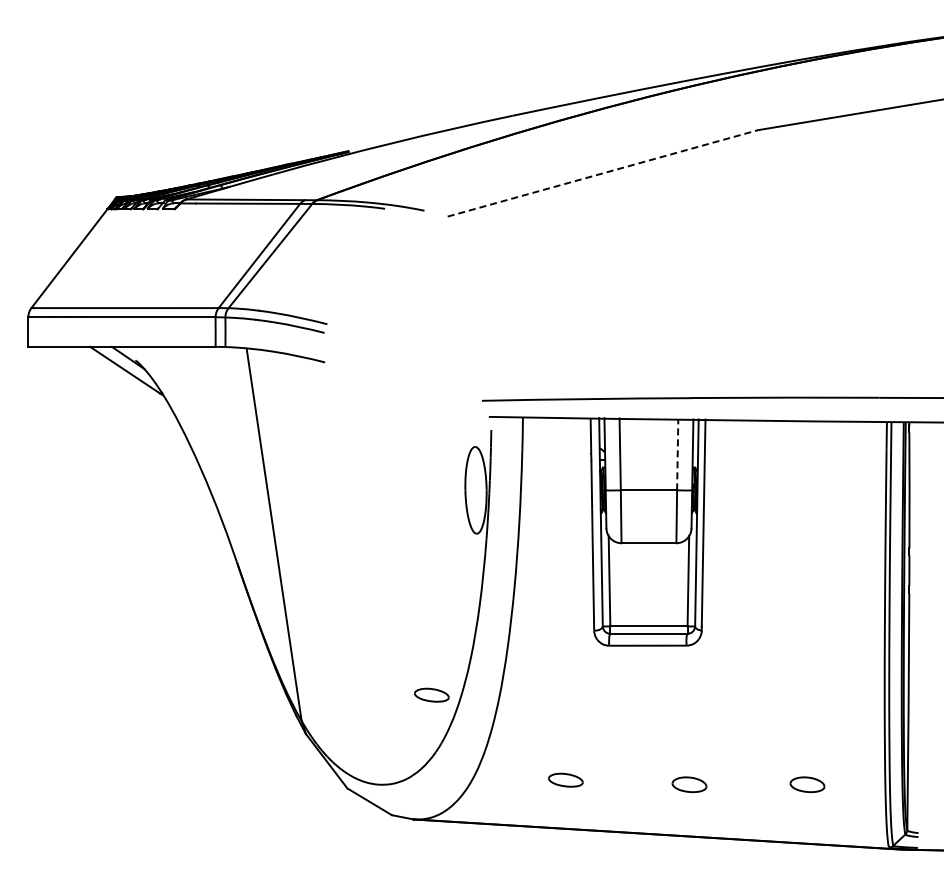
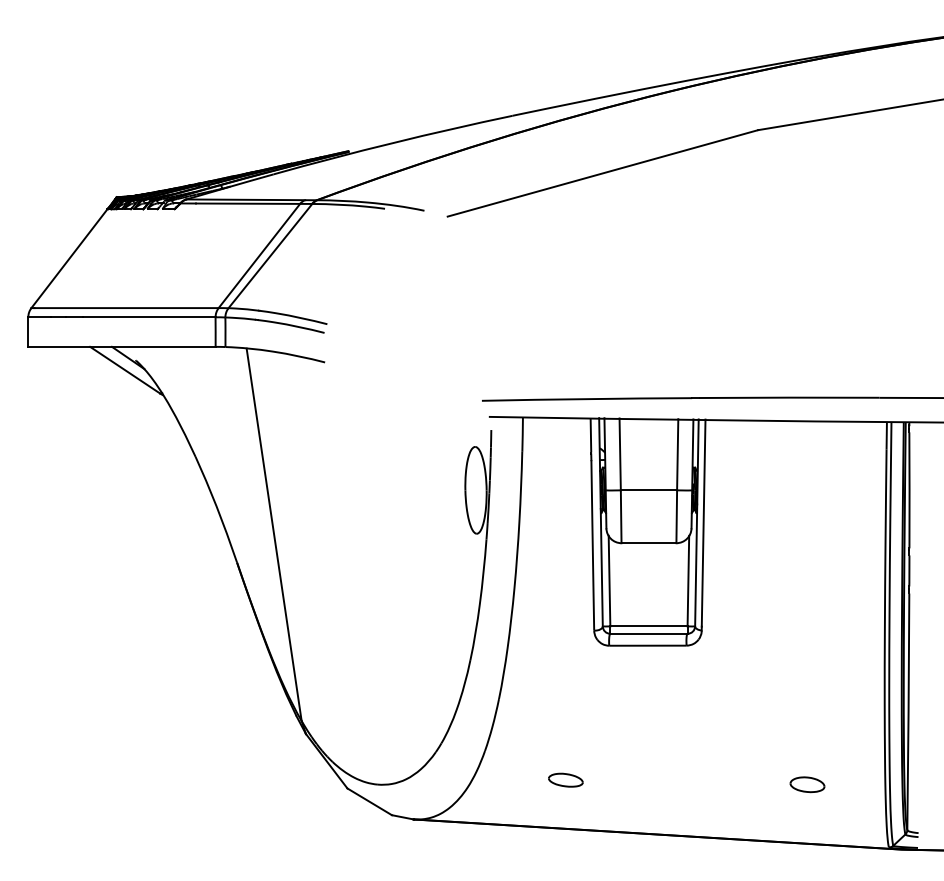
line: dashed -> solid (603, 173)
line: dashed -> solid (677, 454)
part: present -> none (431, 694)
part: present -> none (689, 784)
